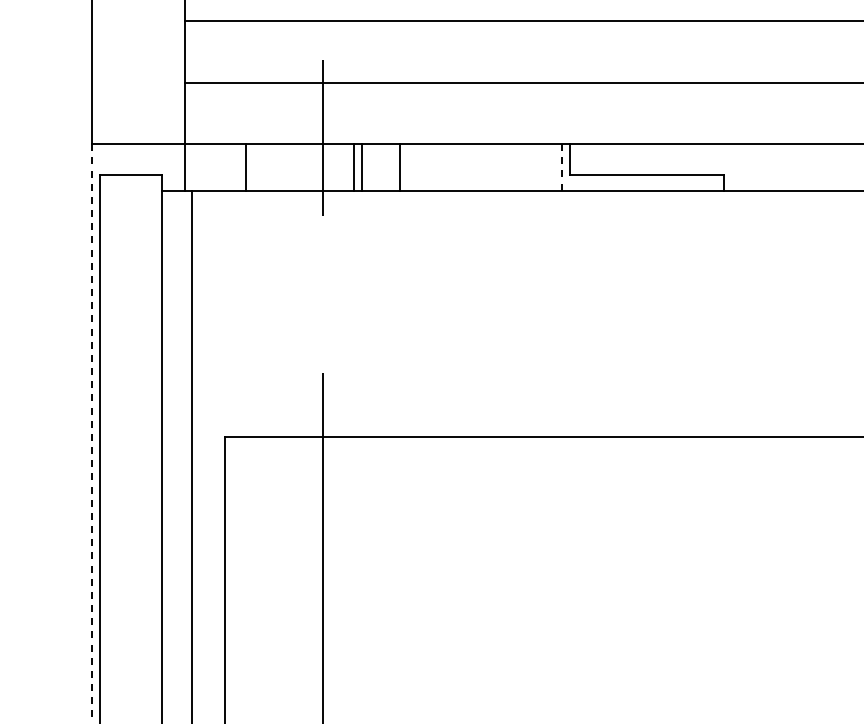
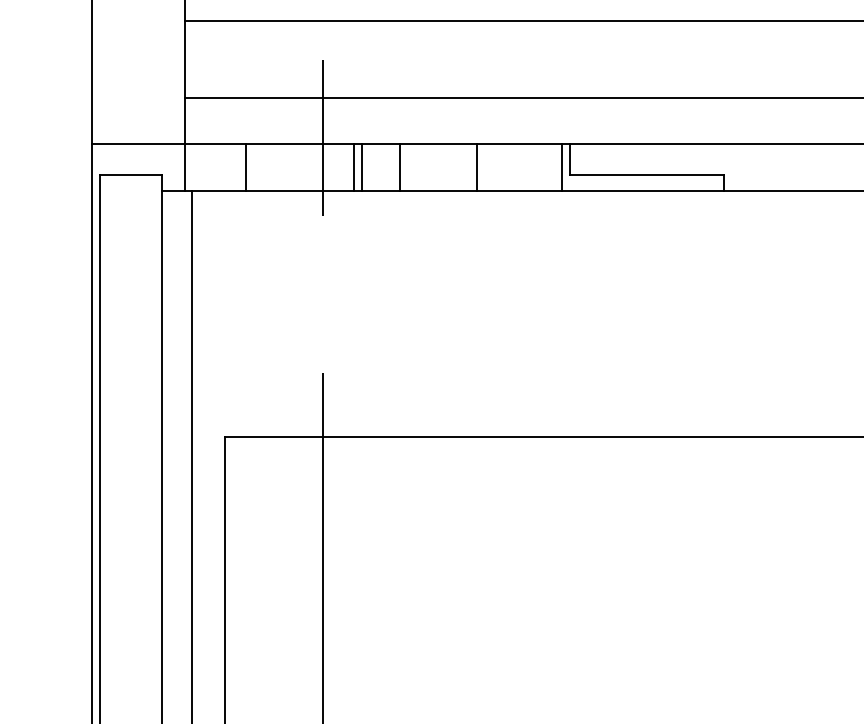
line position: (522, 83) -> (522, 98) (522, 98)
line: dashed -> solid (562, 166)
line: none -> present (477, 167)
line: dashed -> solid (92, 434)
